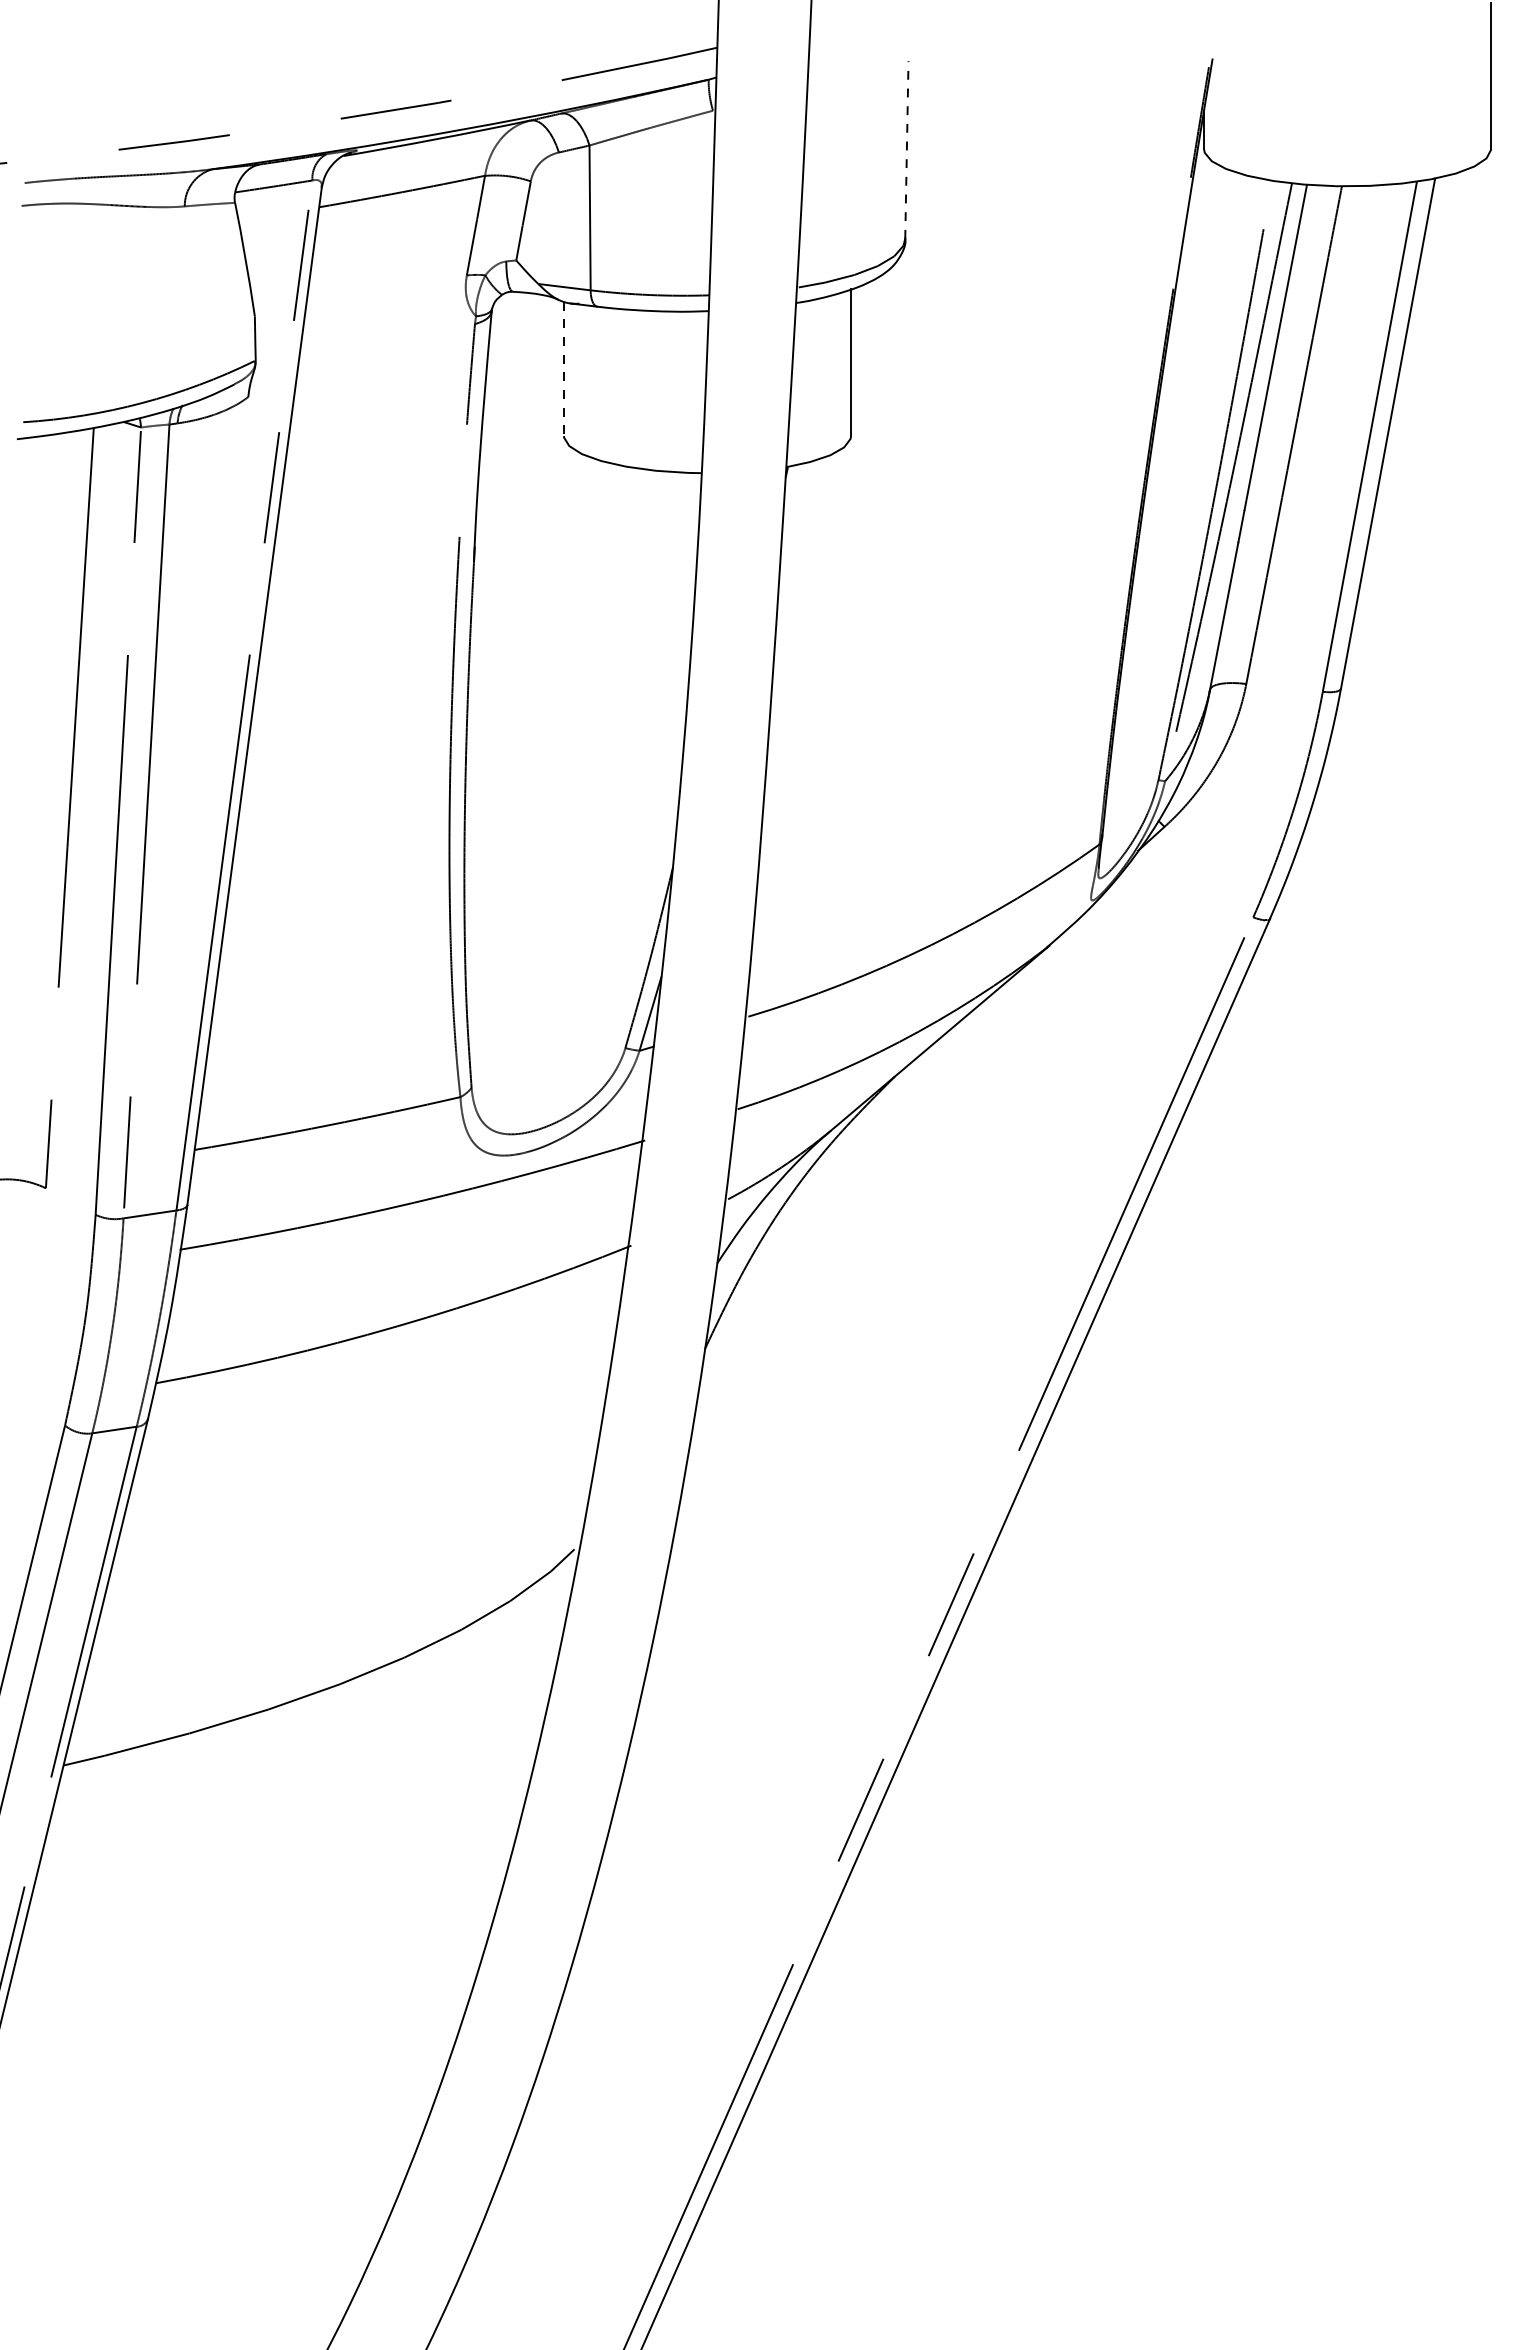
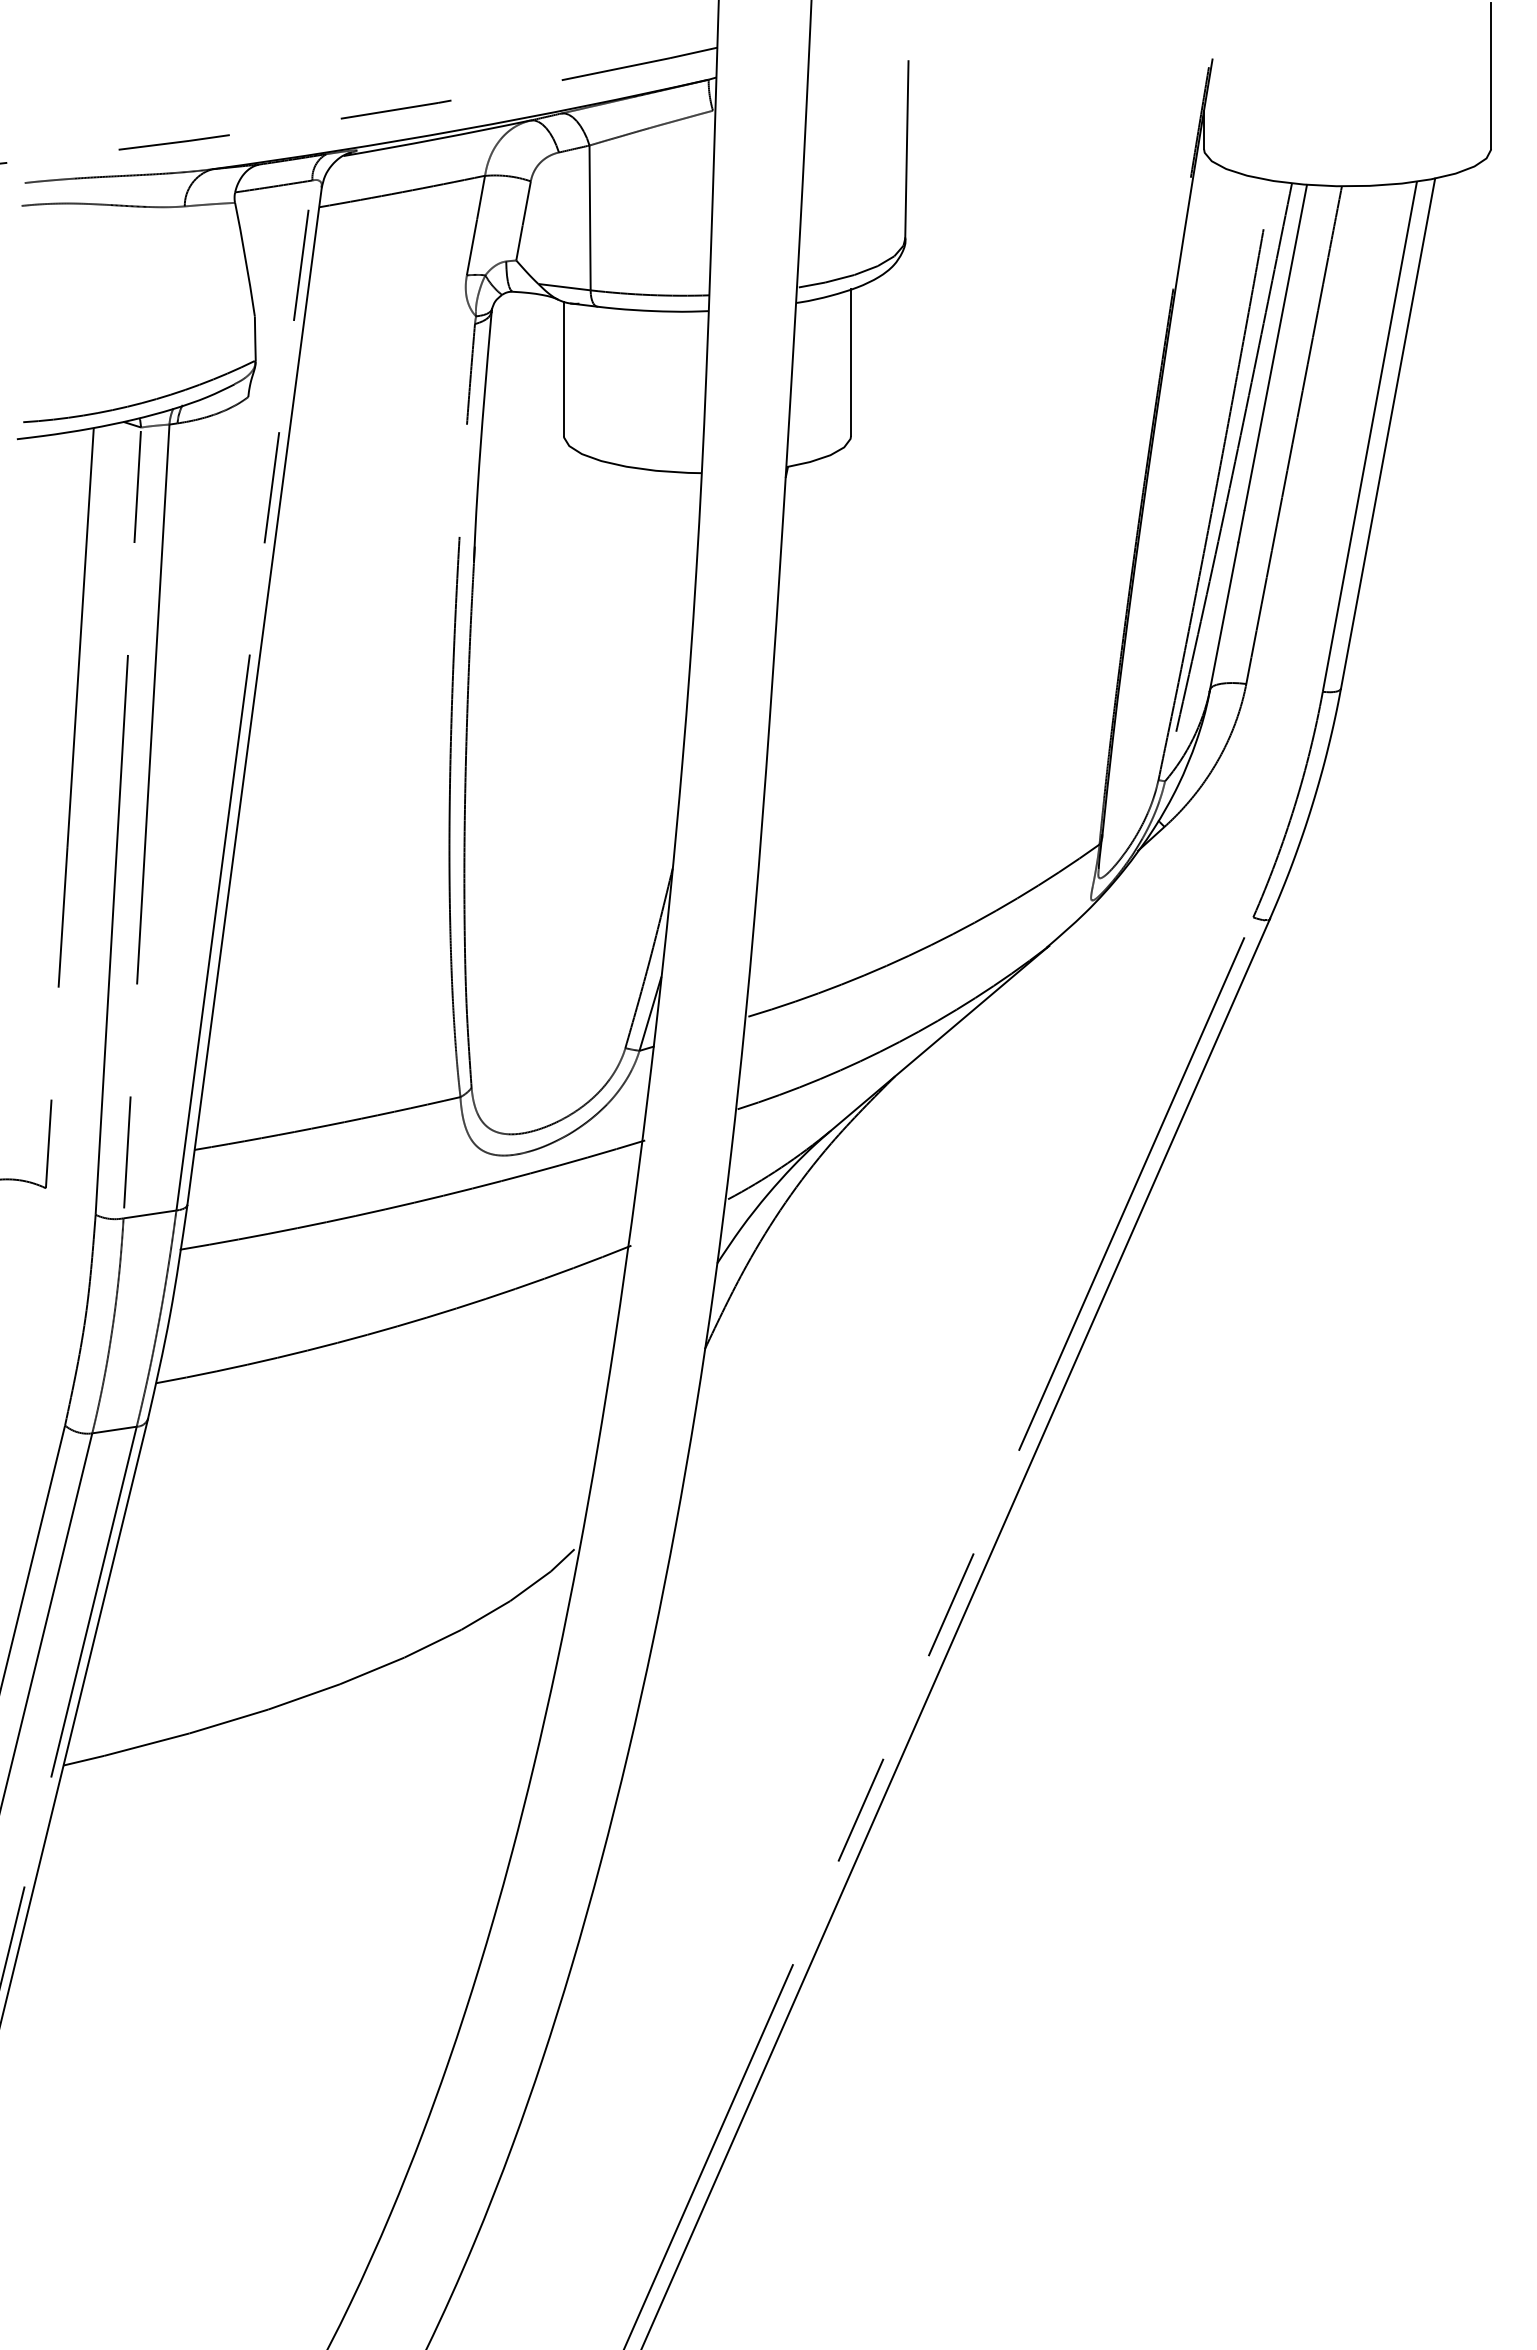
line: dashed -> solid (906, 149)
line: dashed -> solid (564, 369)
